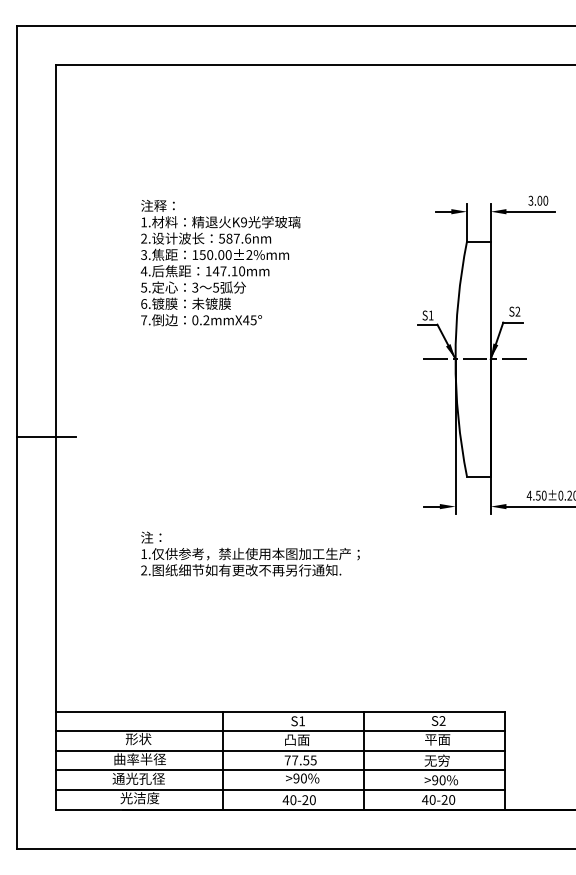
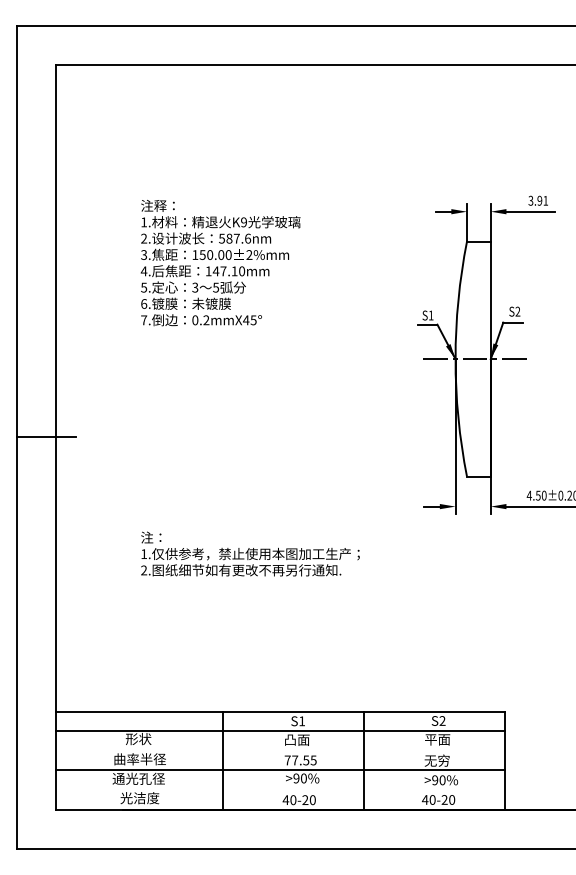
text: 3.00 -> 3.91 (542, 200)
line: present -> none (280, 750)
line: present -> none (280, 790)
